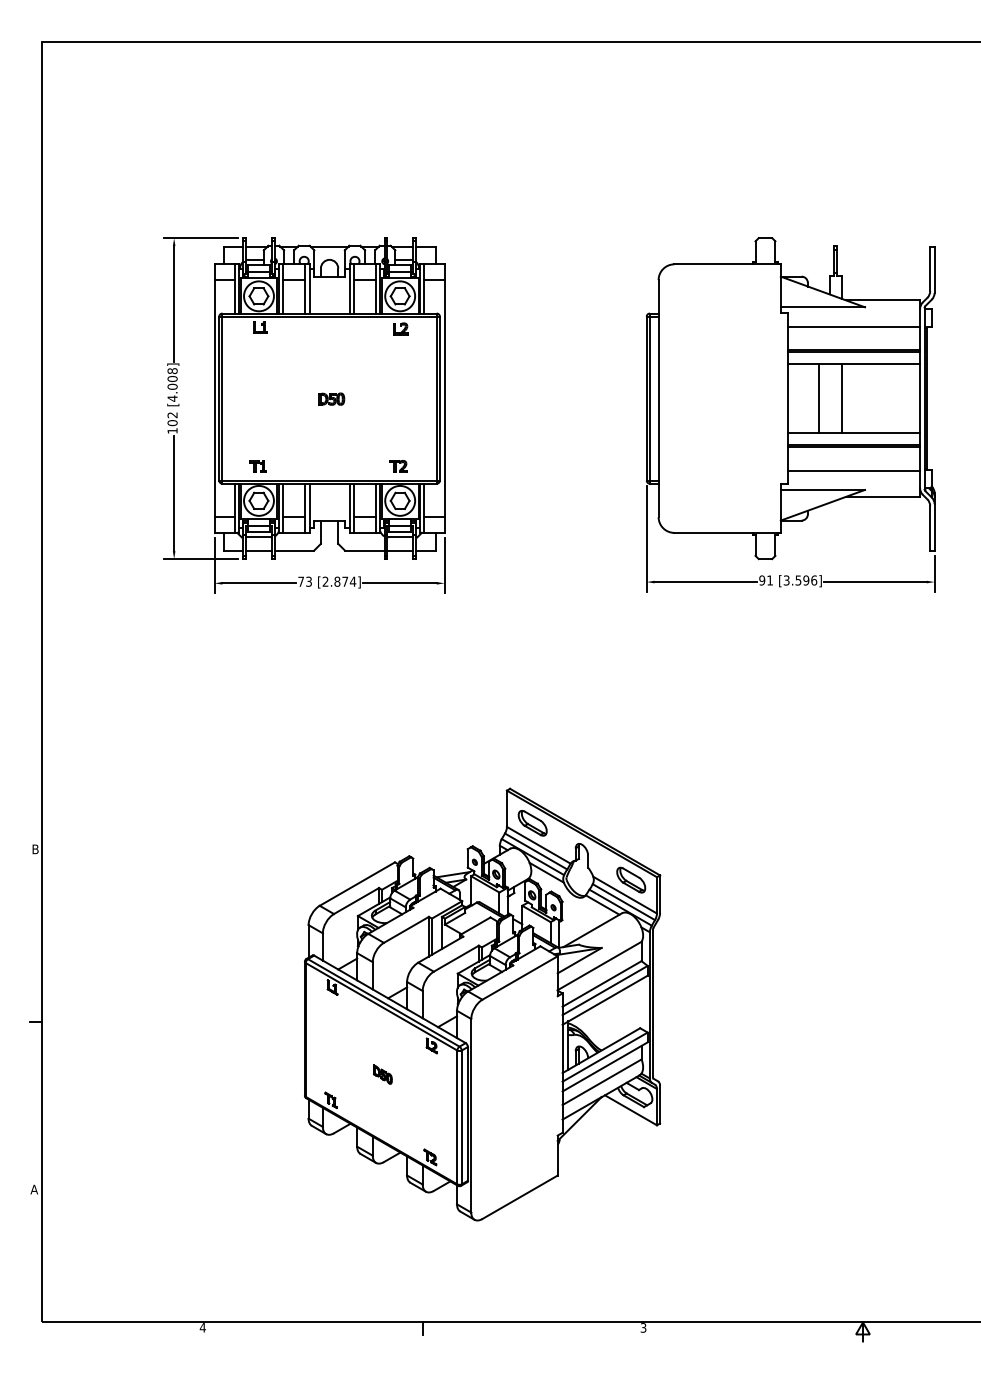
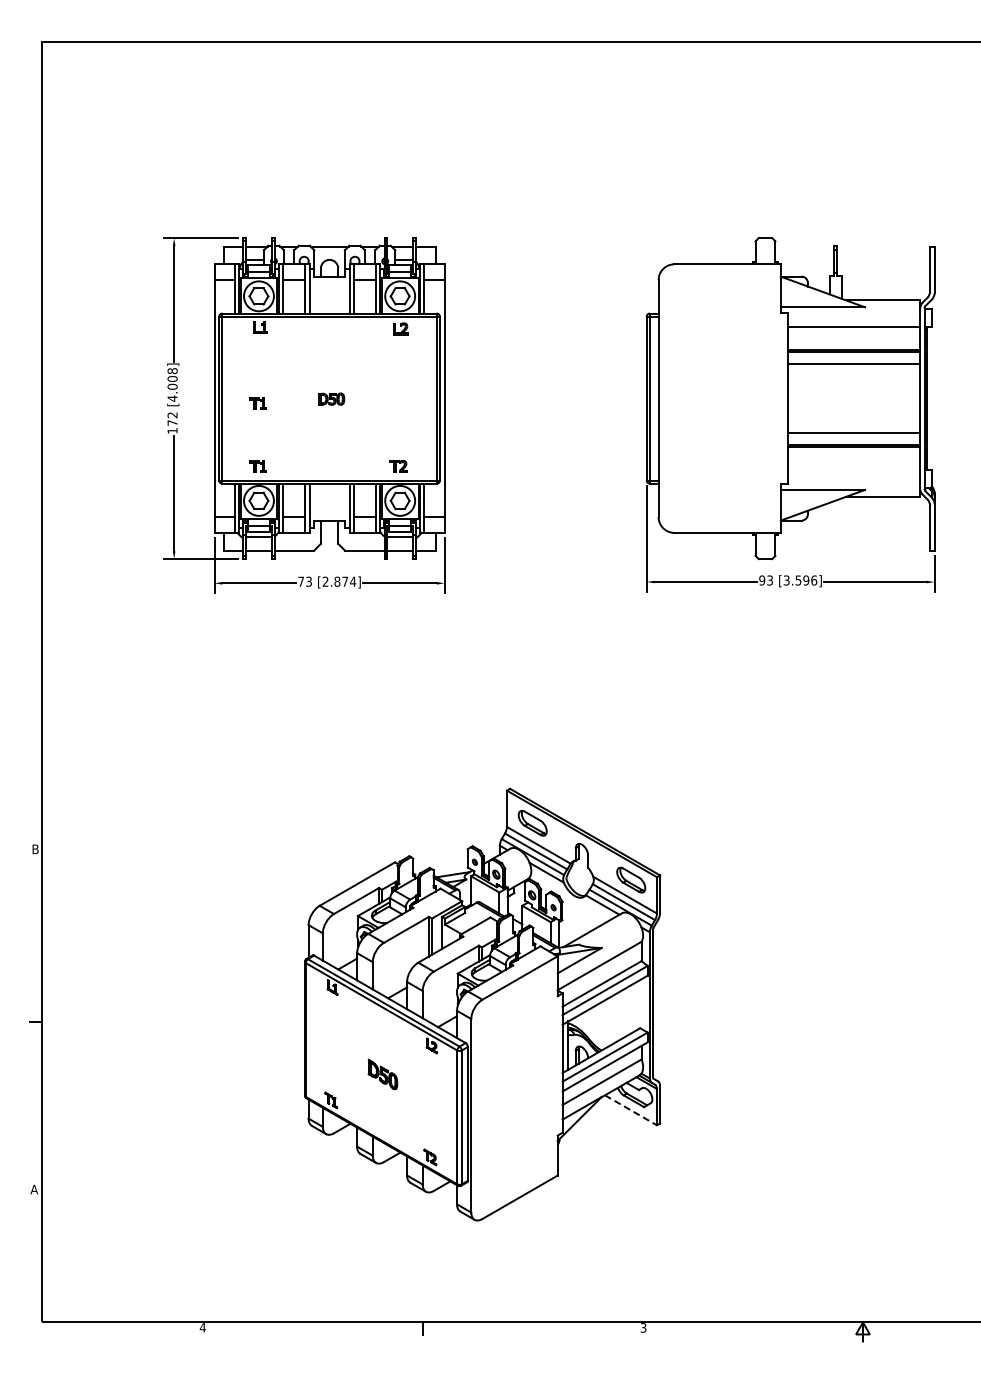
line: present -> none (818, 398)
line: present -> none (841, 398)
part: none -> present (257, 403)
text: 102 -> 172 (172, 423)
line: present -> none (853, 470)
text: 91 -> 93 (769, 580)
part size: 20x21 px -> 32x33 px (382, 1074)
line: solid -> dashed (630, 1110)
